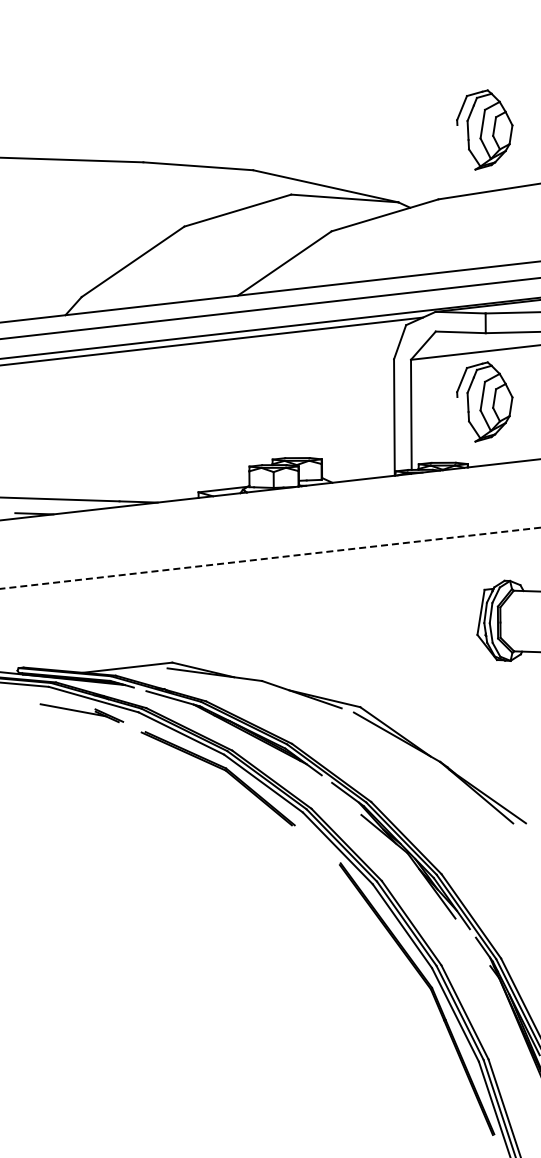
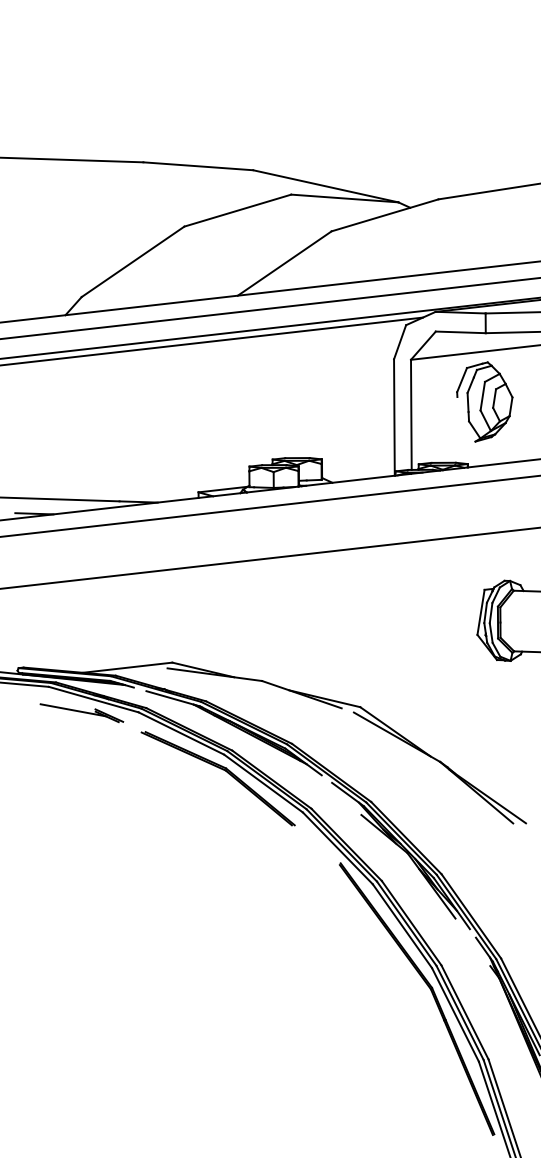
part: present -> none (484, 129)
line: none -> present (269, 506)
line: dashed -> solid (269, 558)
